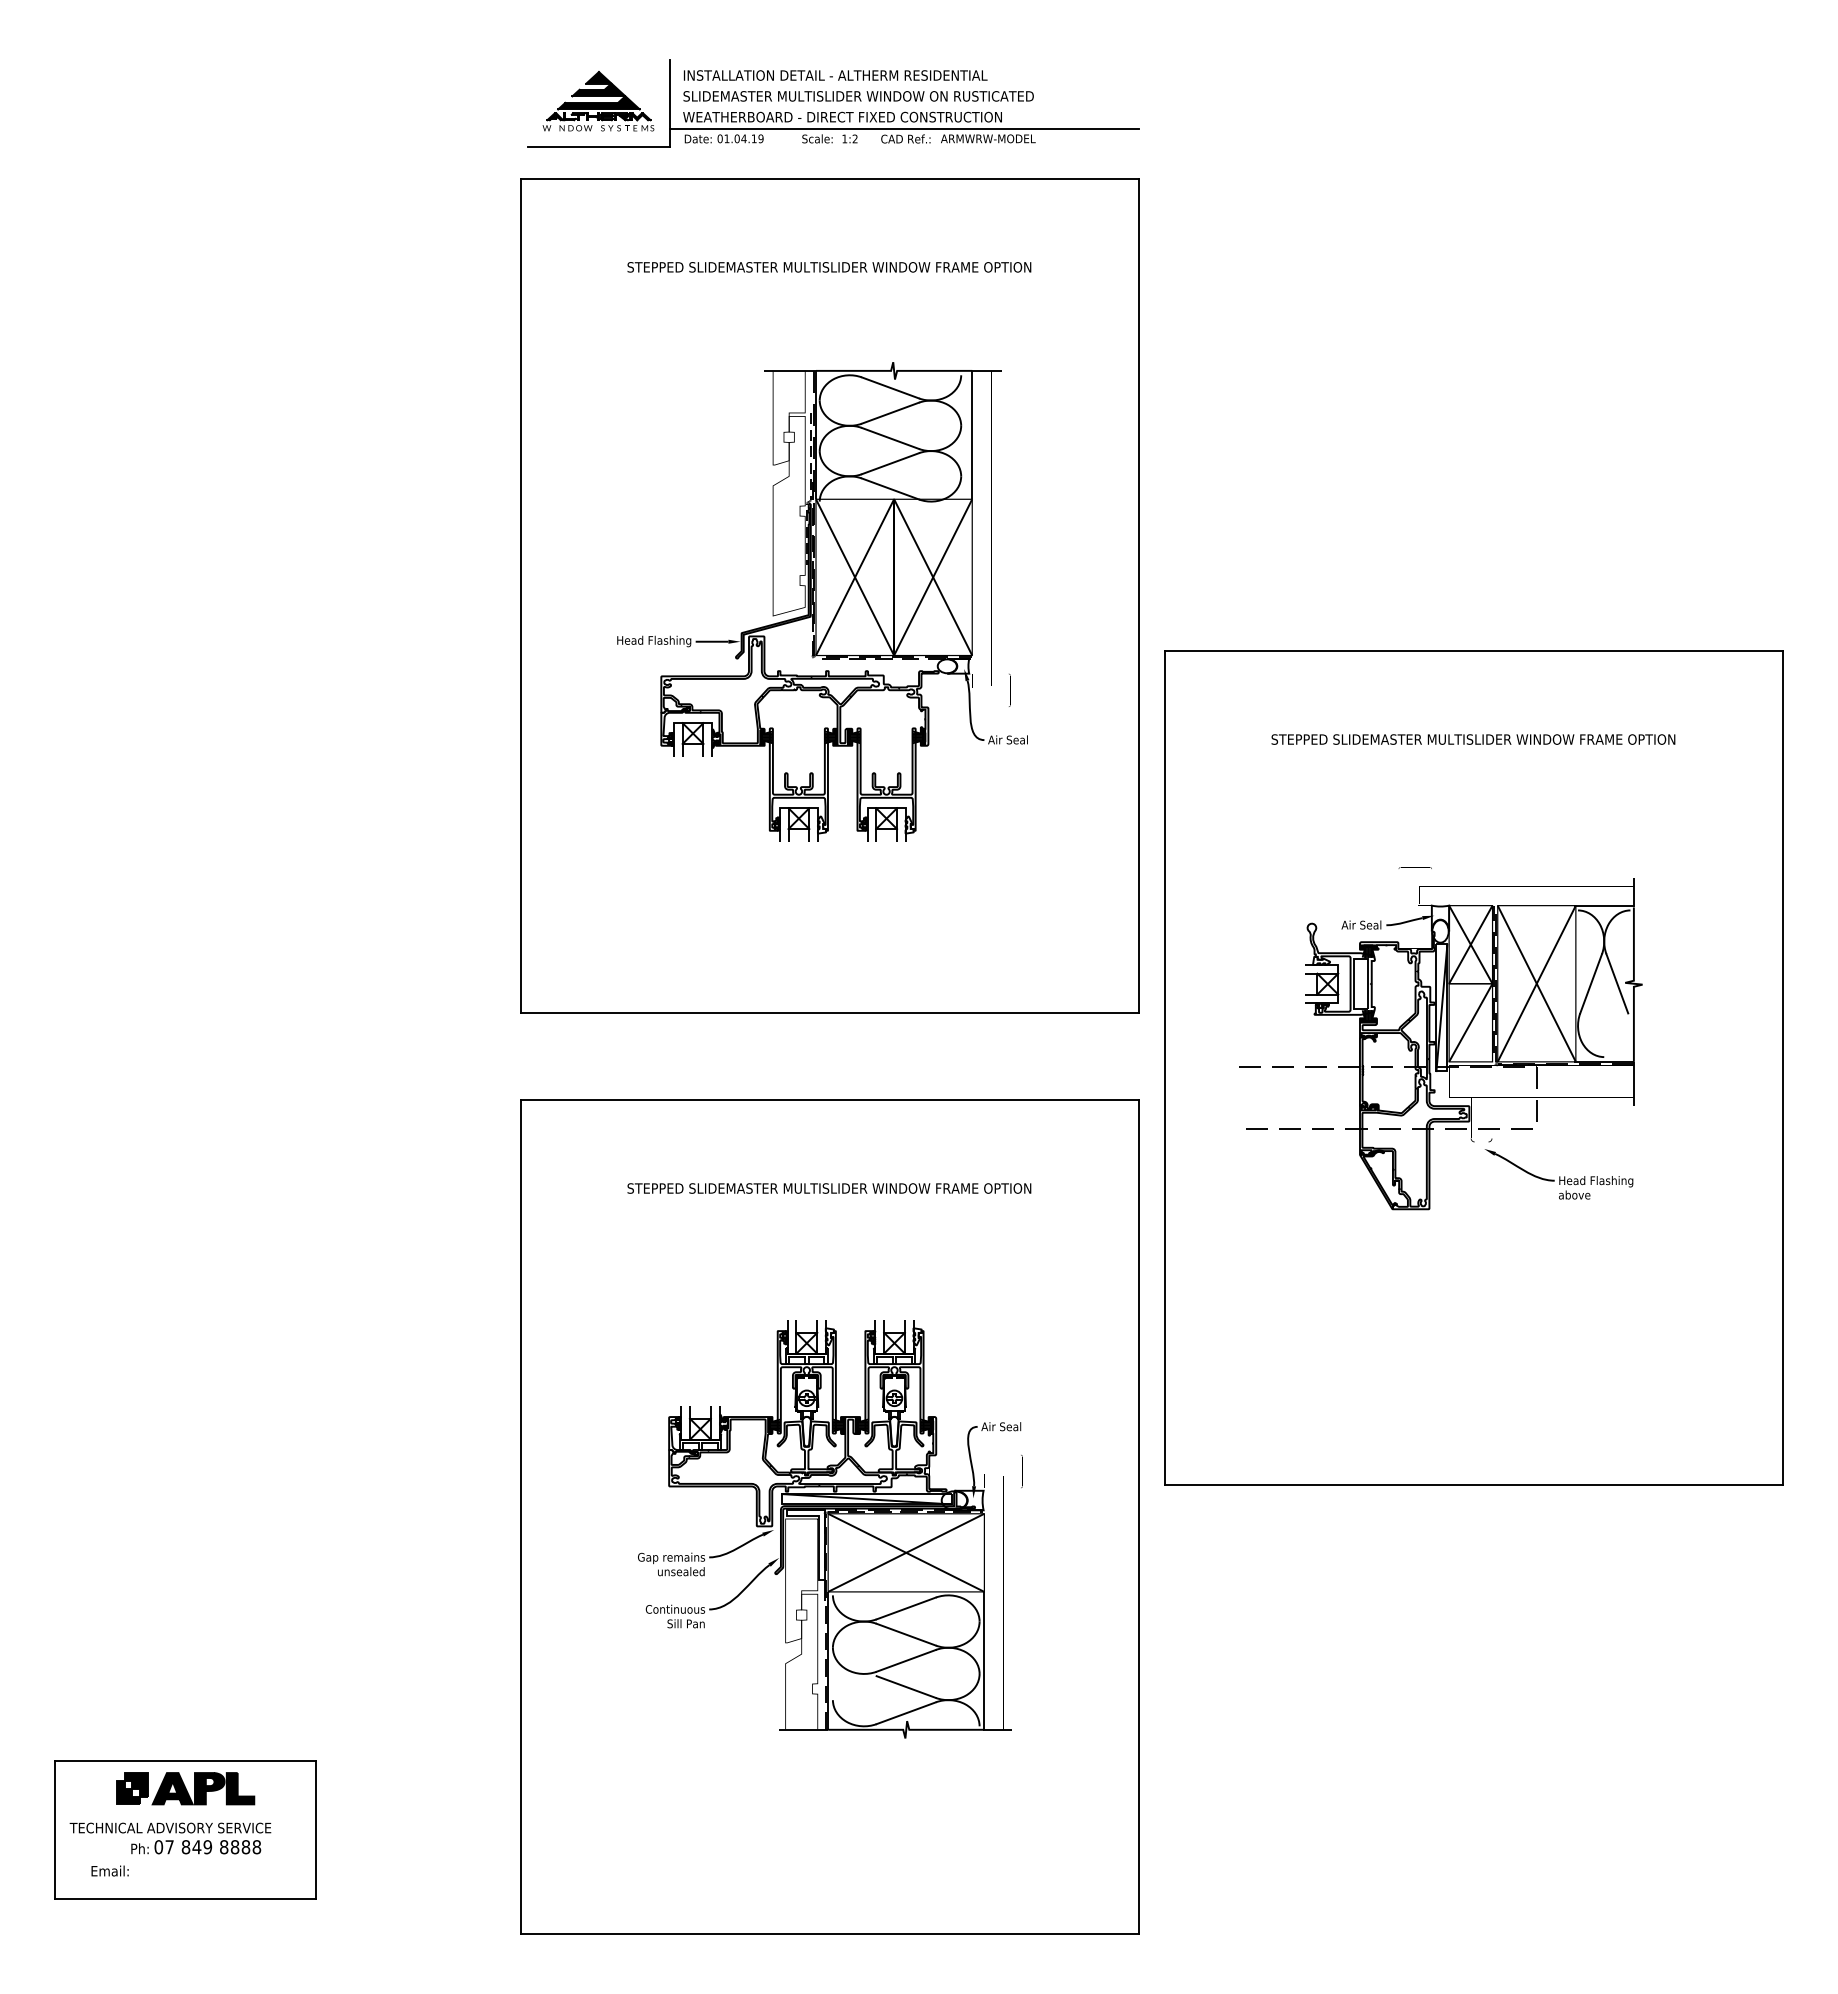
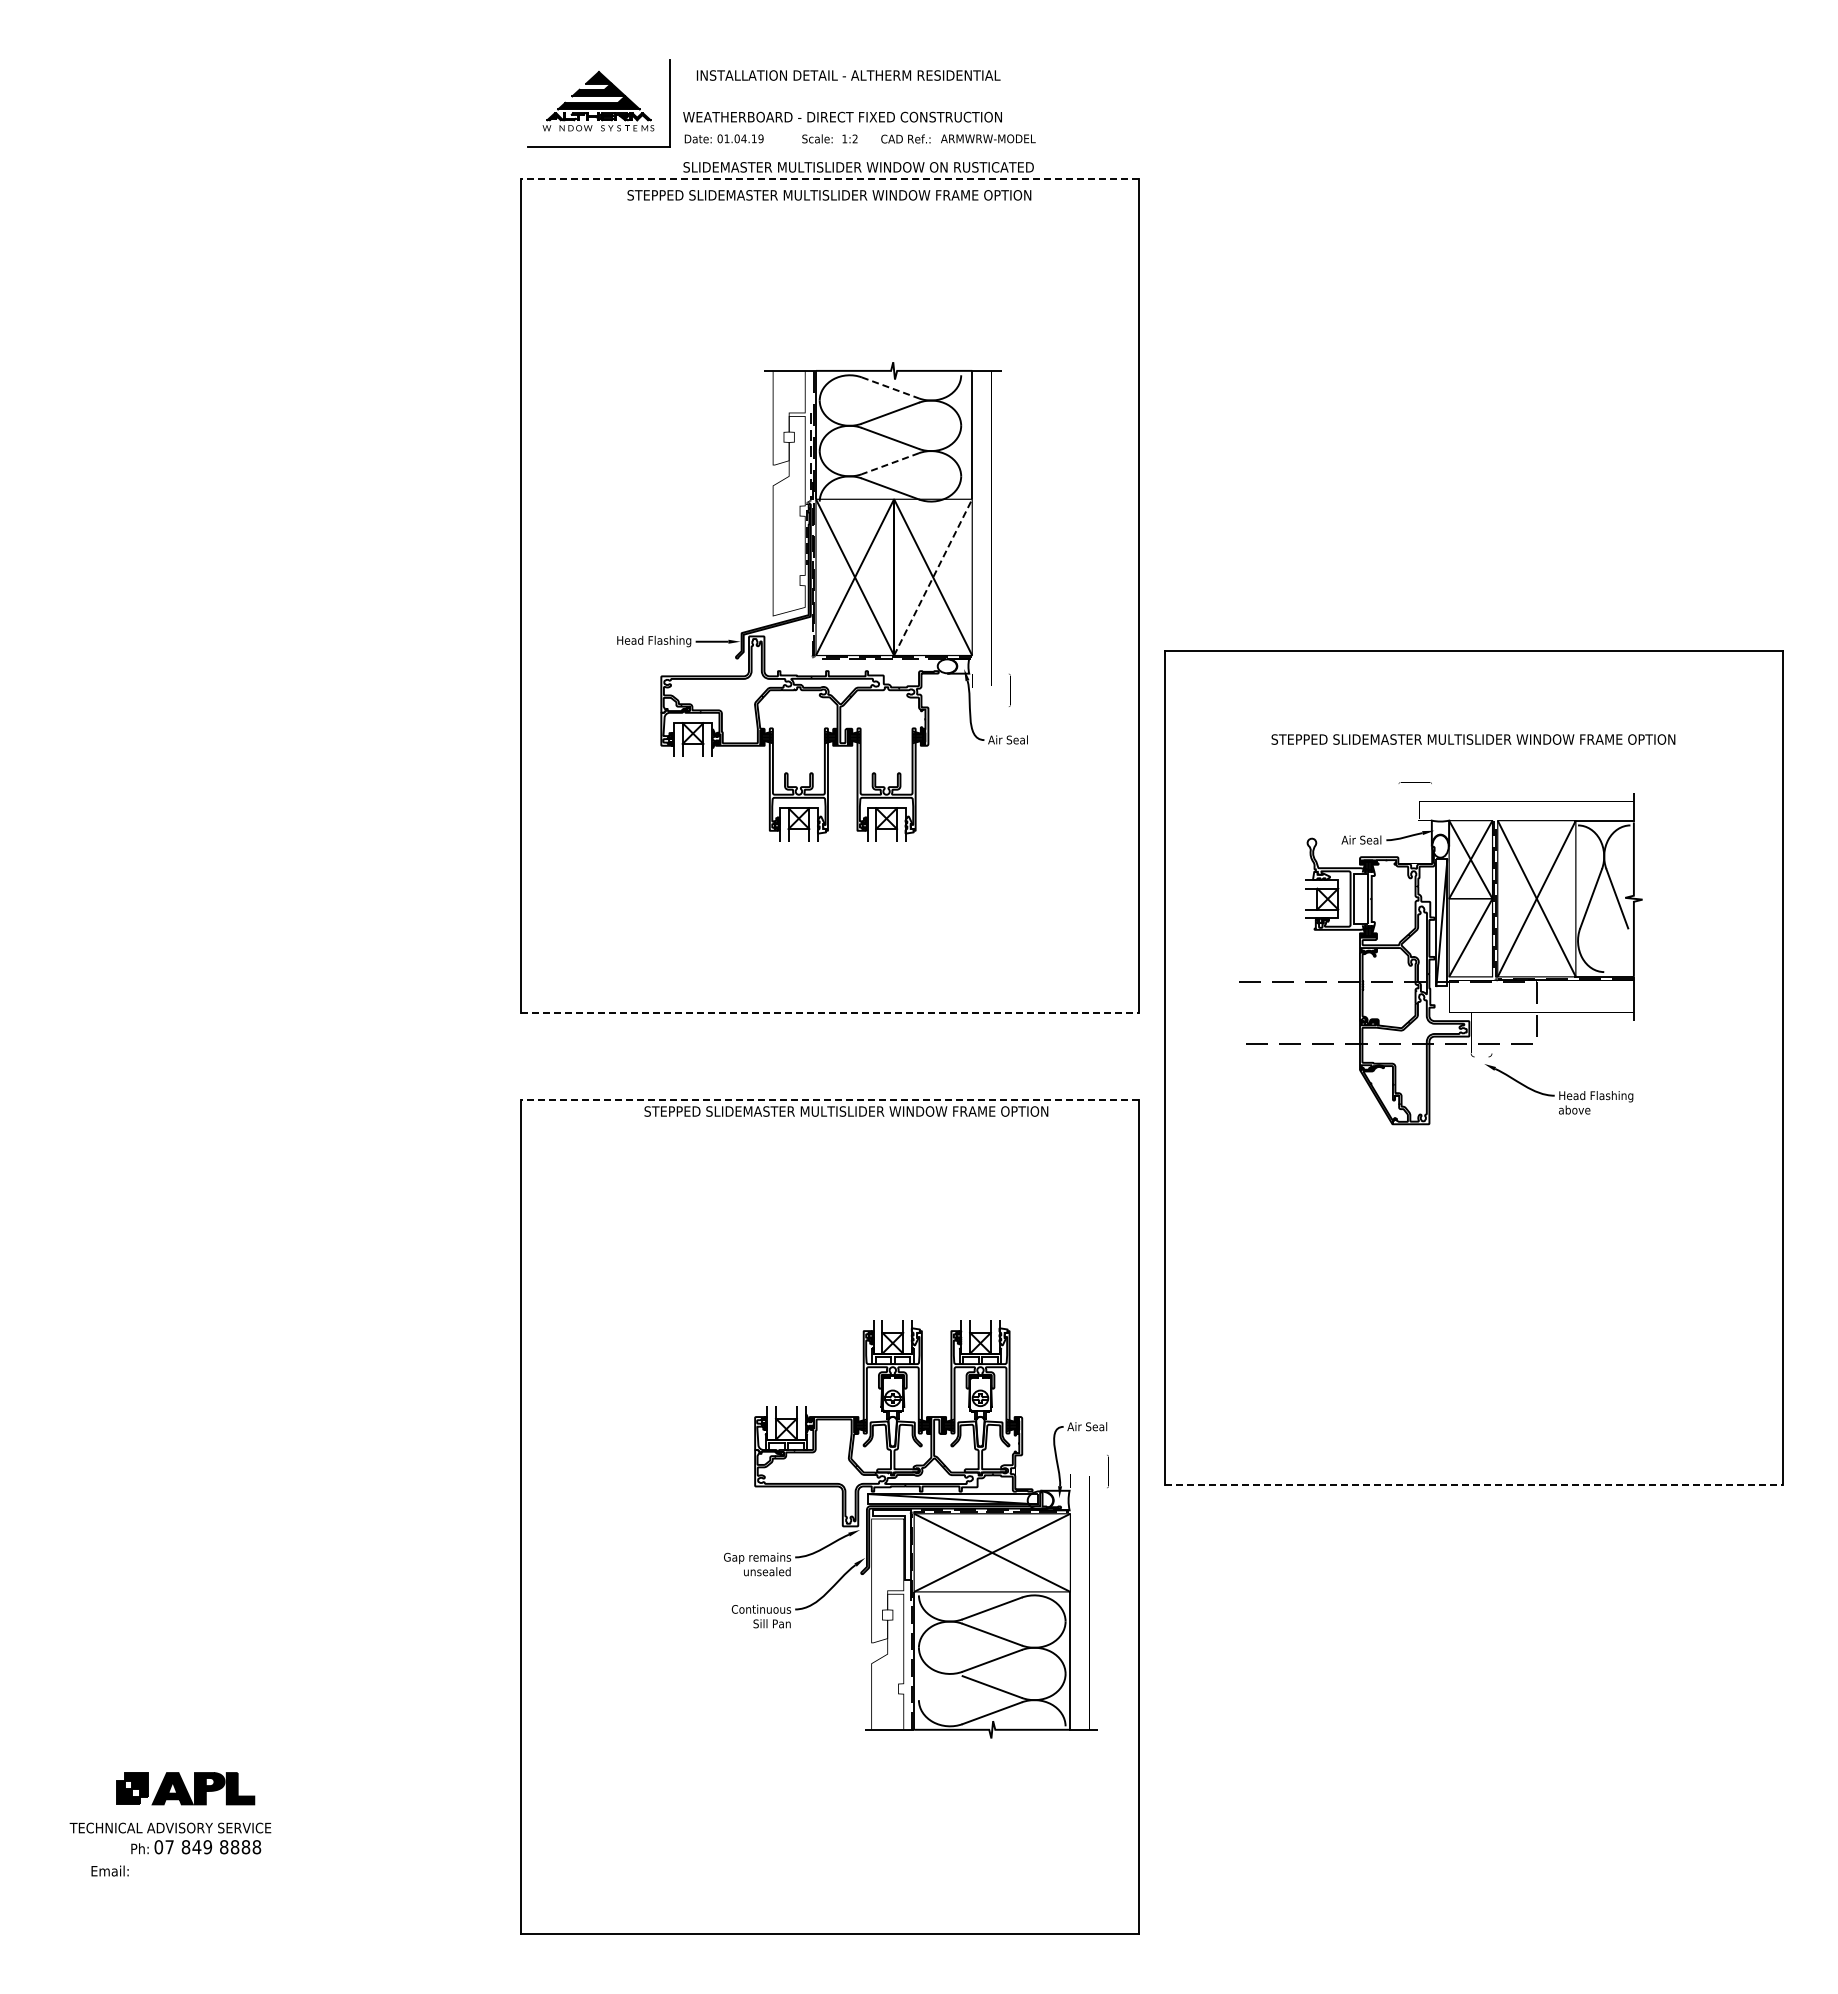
text position: (835, 75) -> (848, 75) (848, 75)
text position: (858, 96) -> (858, 167) (858, 167)
line: present -> none (903, 129)
line: solid -> dashed (829, 179)
text position: (829, 267) -> (829, 195) (829, 195)
line: solid -> dashed (890, 388)
line: solid -> dashed (890, 463)
line: solid -> dashed (933, 576)
line: solid -> dashed (830, 1012)
part position: (1440, 1038) -> (1440, 953) (1440, 953)
line: solid -> dashed (829, 1100)
text position: (829, 1188) -> (846, 1111) (846, 1111)
line: solid -> dashed (1474, 1485)
part position: (830, 1529) -> (916, 1529) (916, 1529)
part: present -> none (185, 1829)
